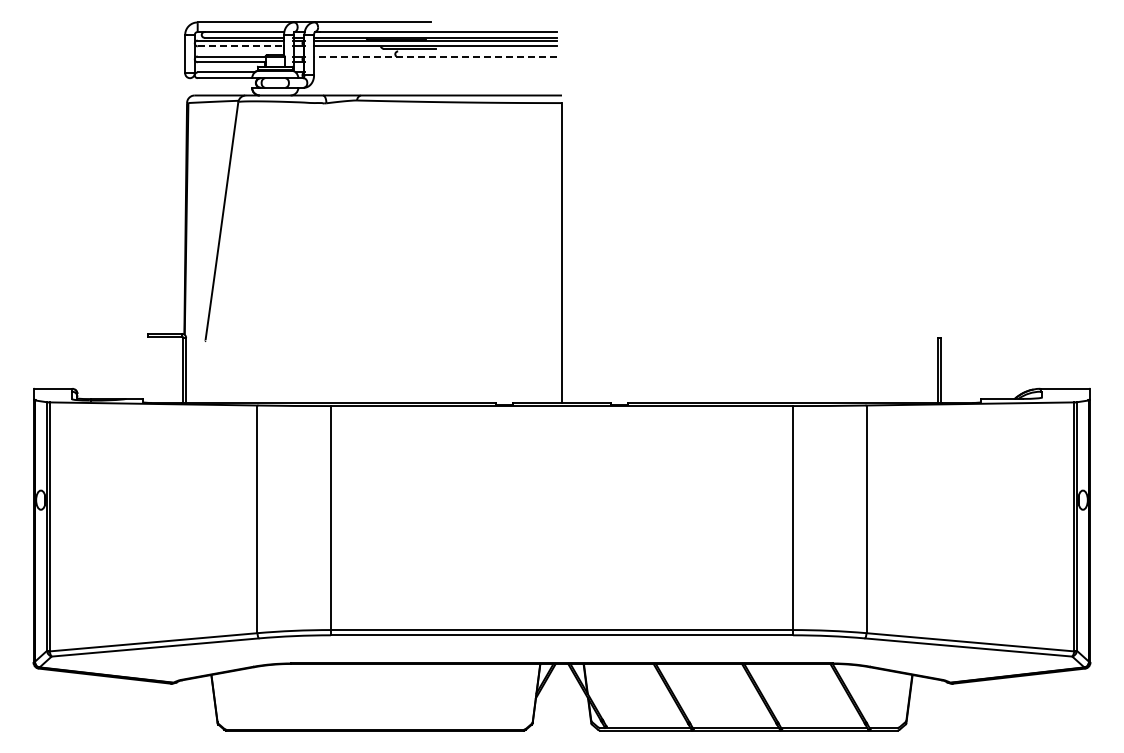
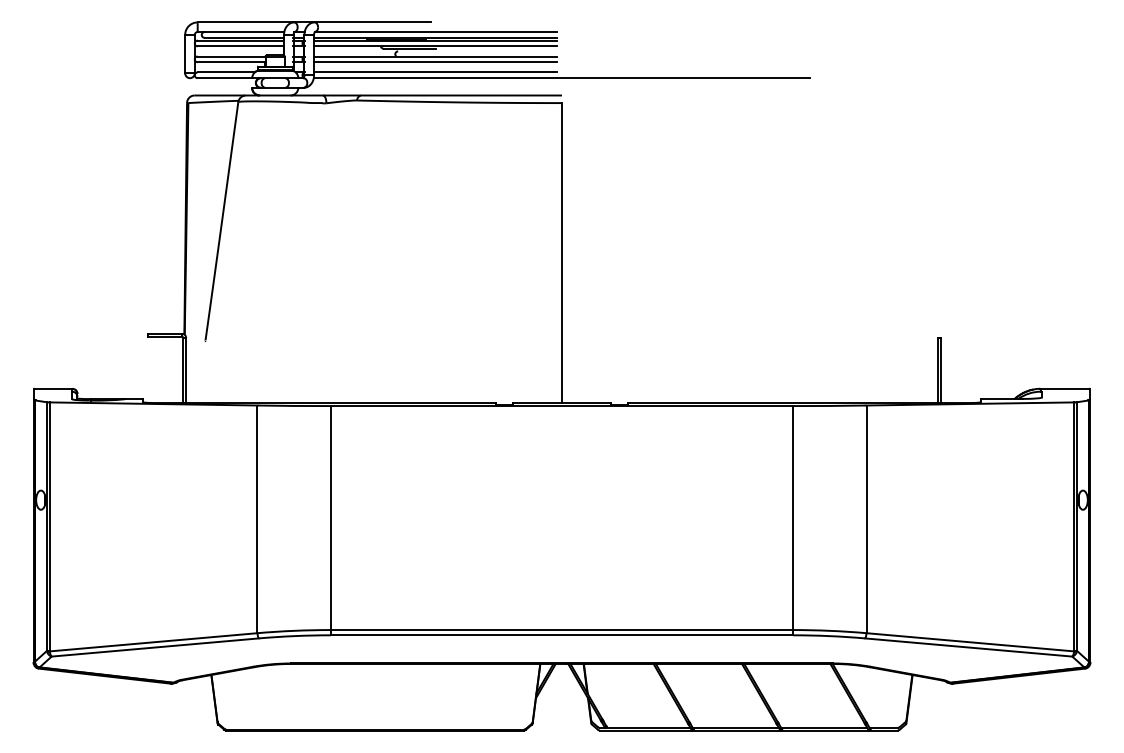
line: dashed -> solid (241, 46)
line: dashed -> solid (435, 56)
line: none -> present (435, 62)
line: none -> present (435, 72)
line: none -> present (561, 78)
